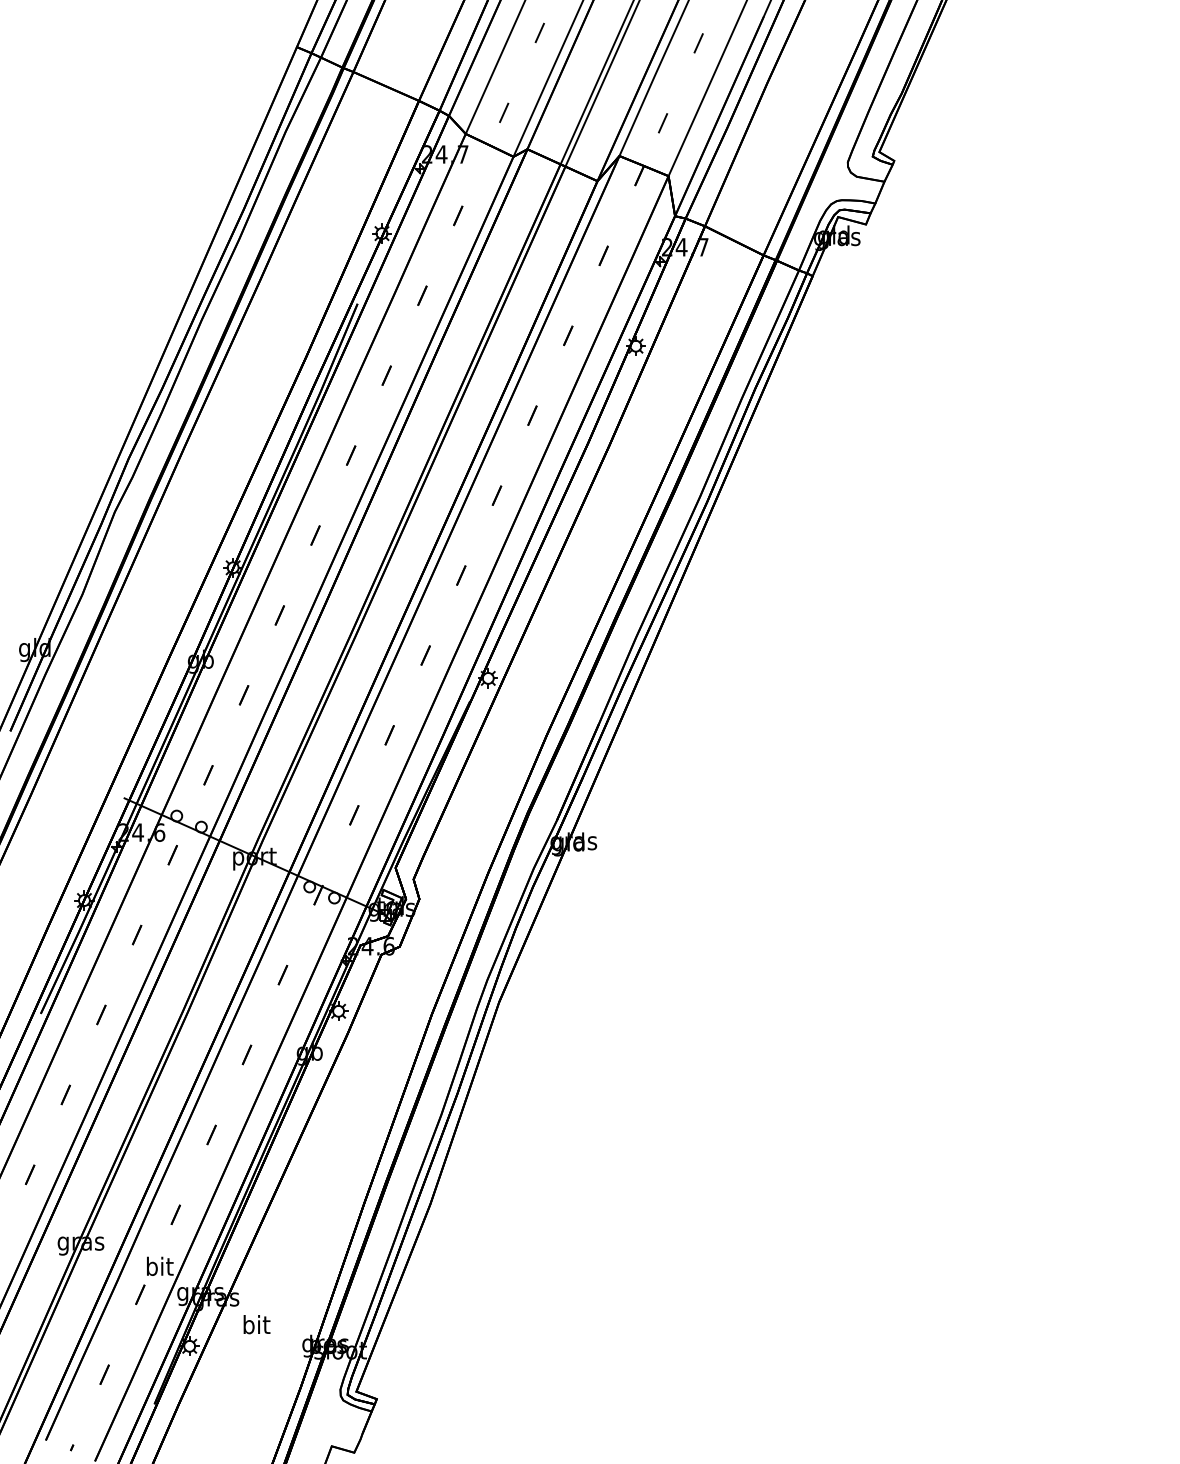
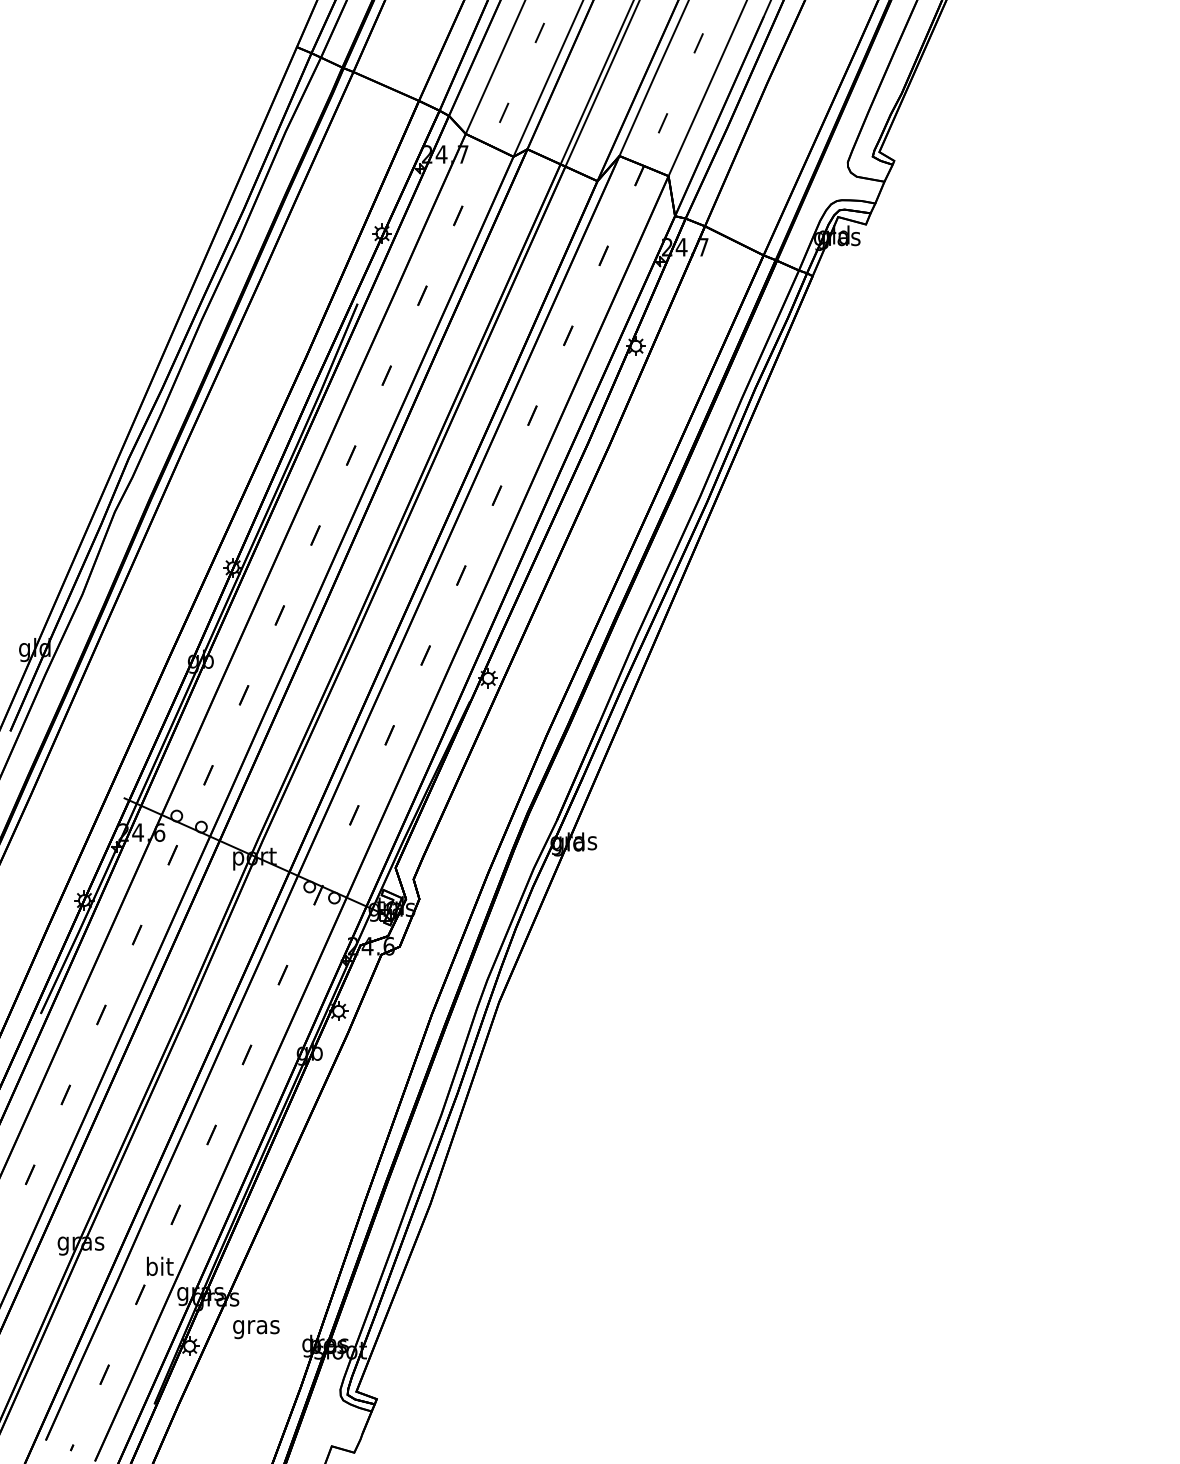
text: bit -> gras (256, 1327)
